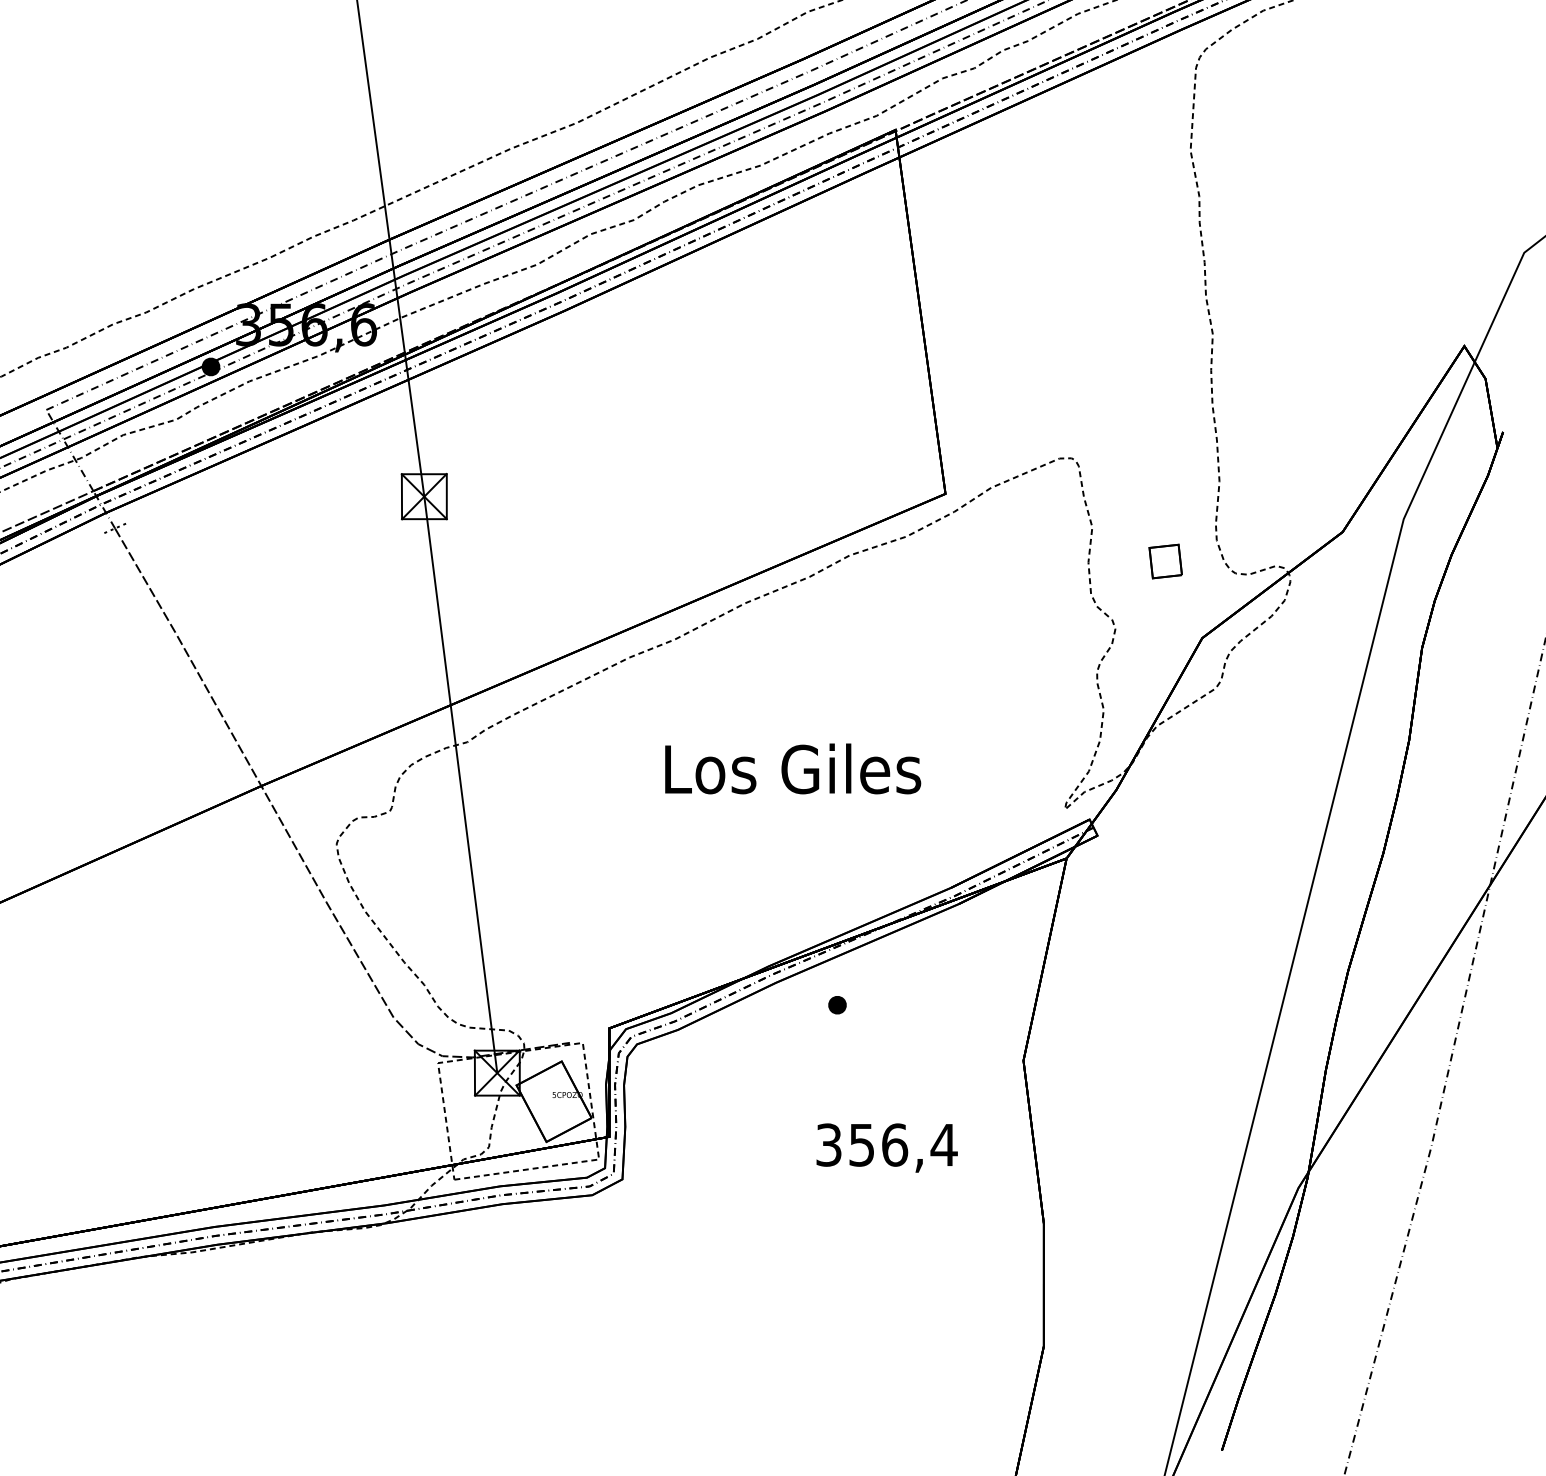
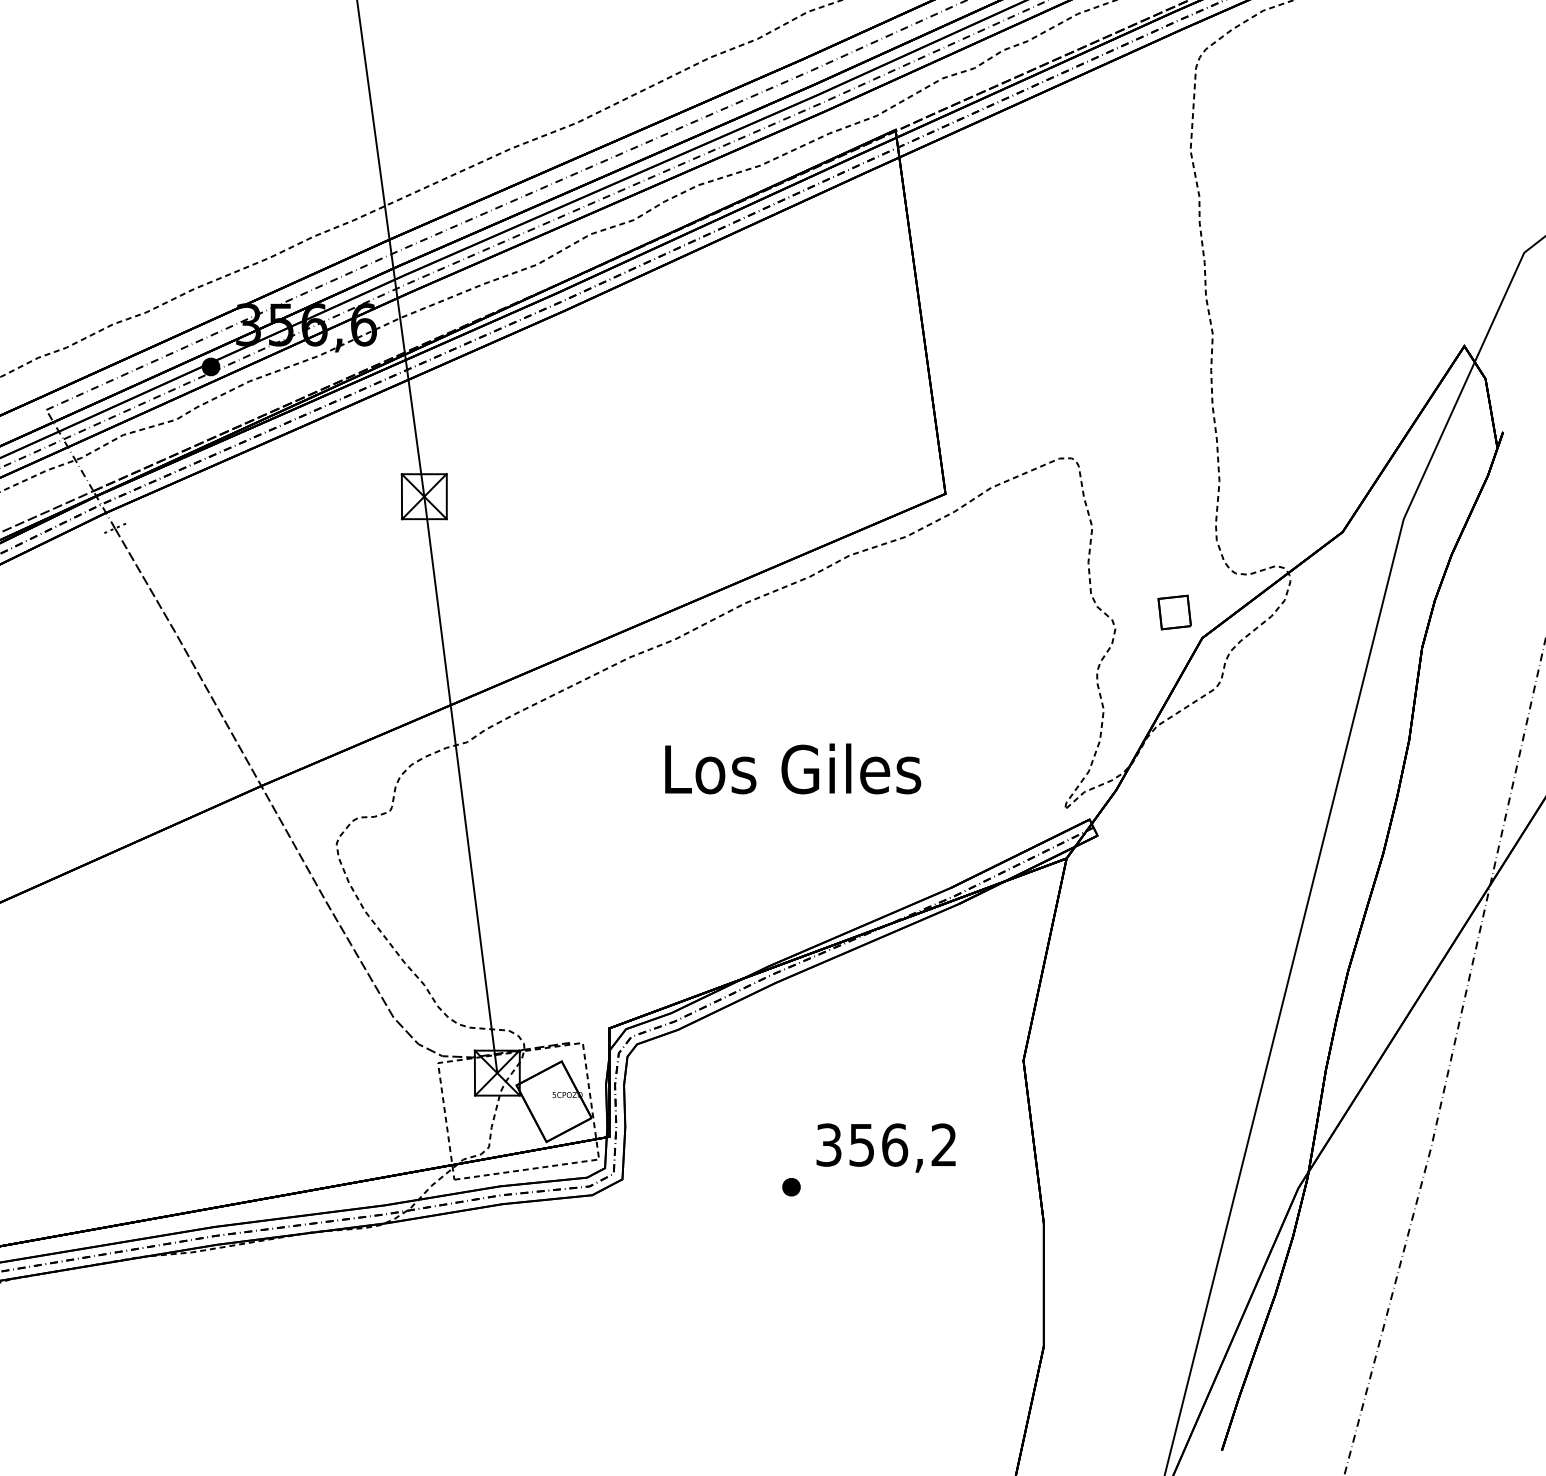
part position: (1165, 561) -> (1174, 612) (1174, 612)
part position: (837, 1005) -> (791, 1187) (791, 1187)
text: 356,4 -> 356,2 (943, 1144)
